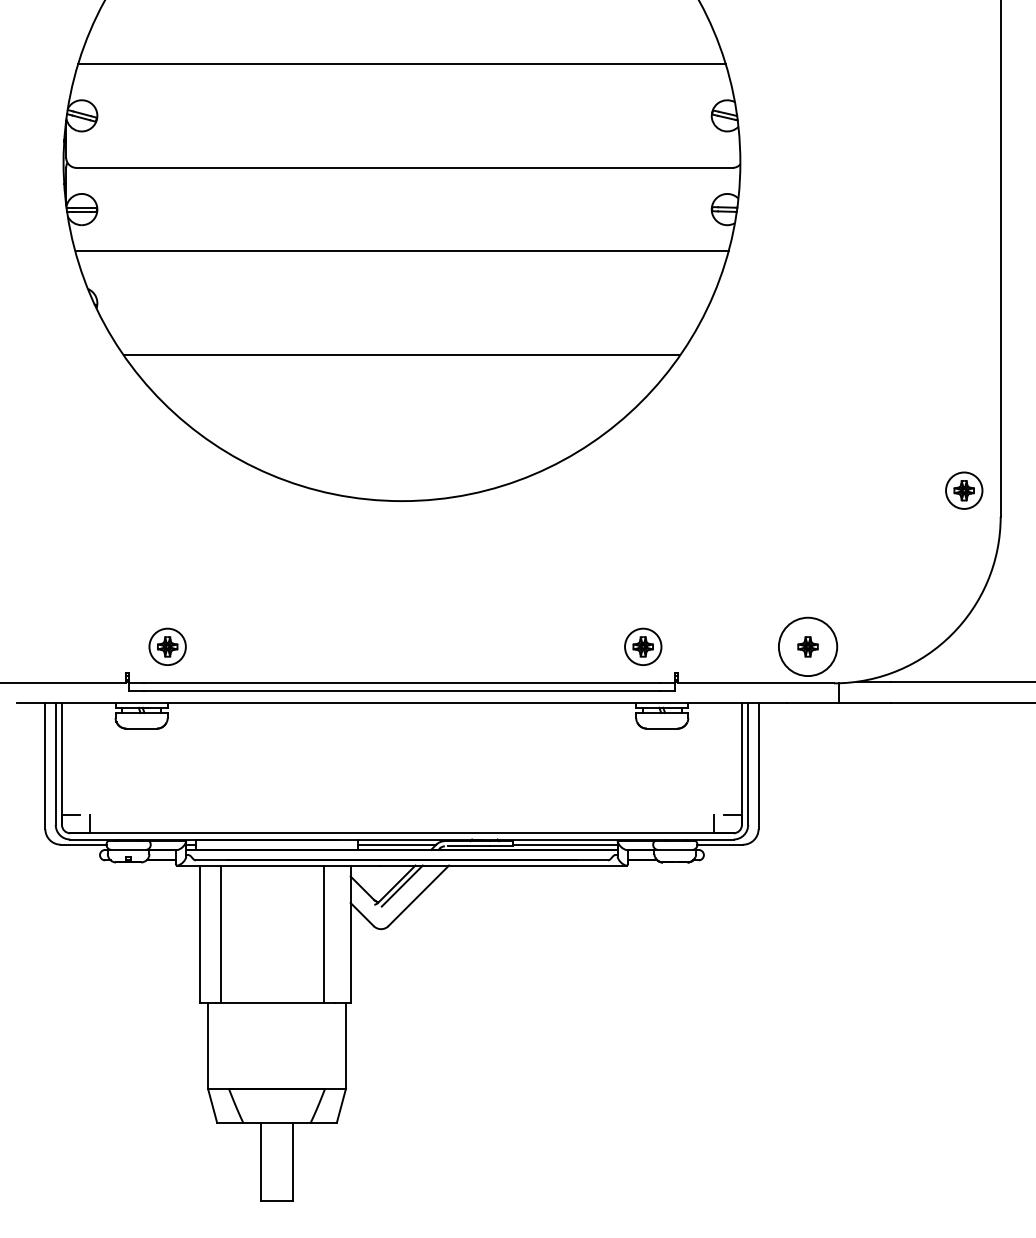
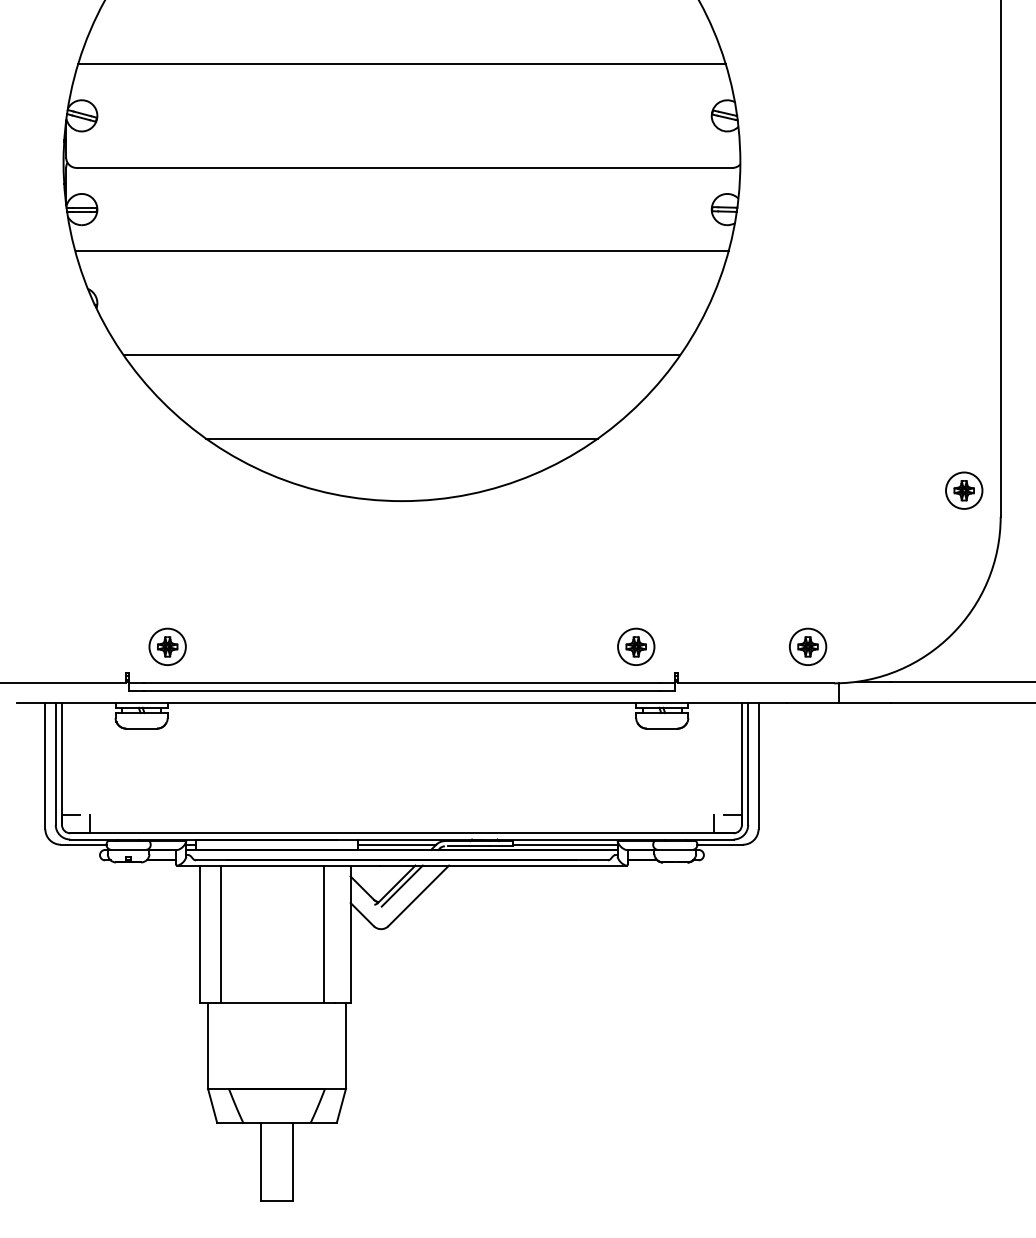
line: none -> present (401, 438)
part position: (643, 646) -> (636, 646) (636, 646)
circle diameter: 58 px -> 36 px (807, 646)
